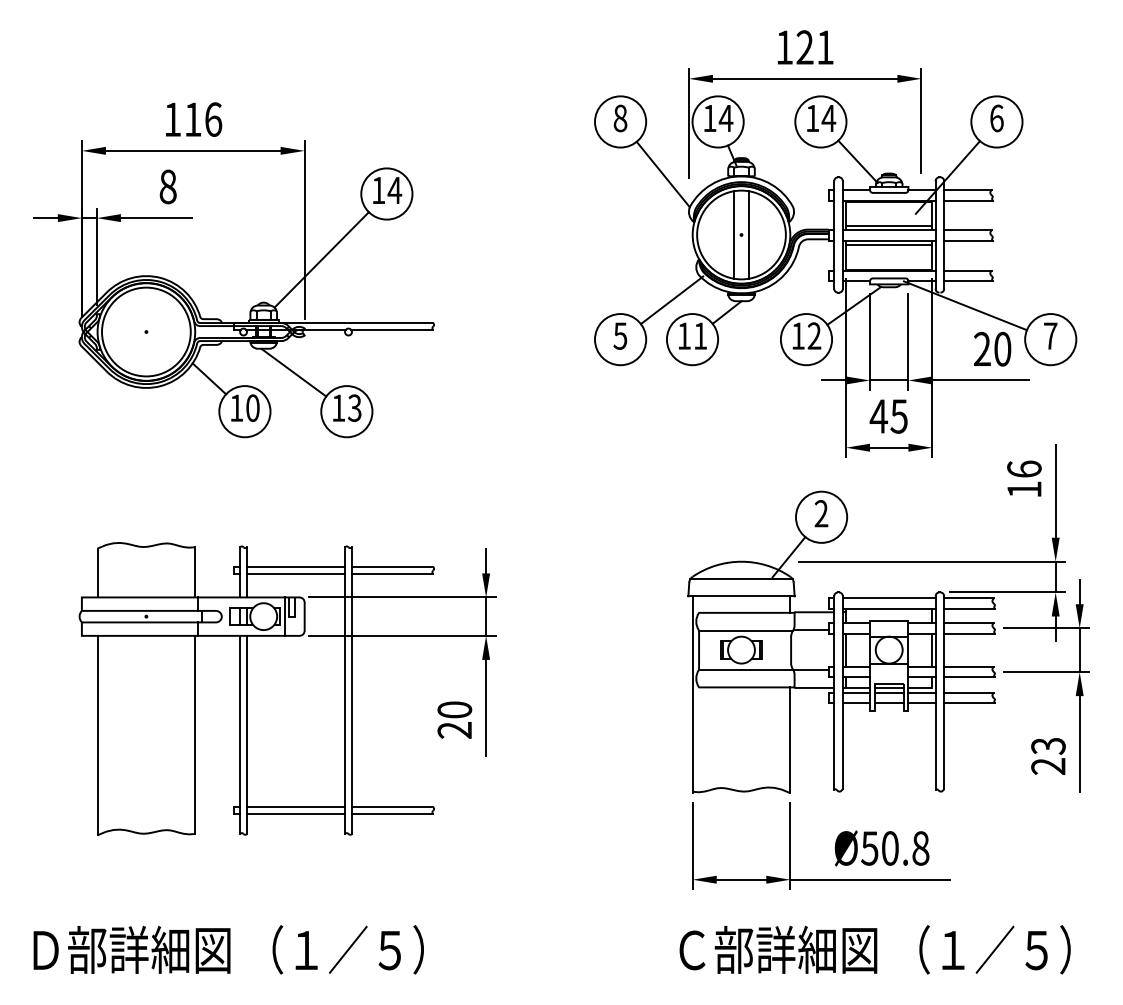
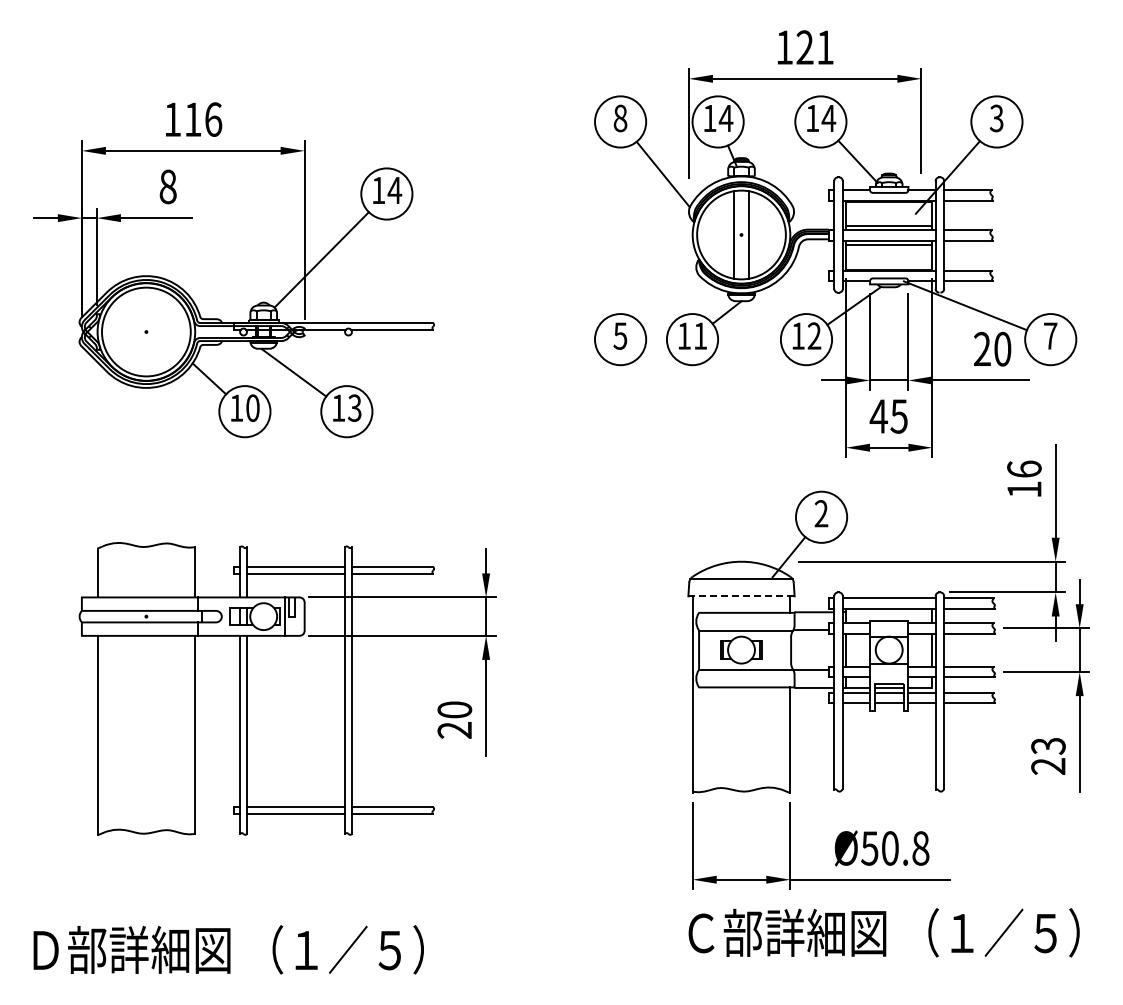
text: 6 -> 3 (996, 118)
line: present -> none (671, 300)
line: solid -> dashed (742, 596)
text position: (874, 949) -> (883, 932) (883, 932)
